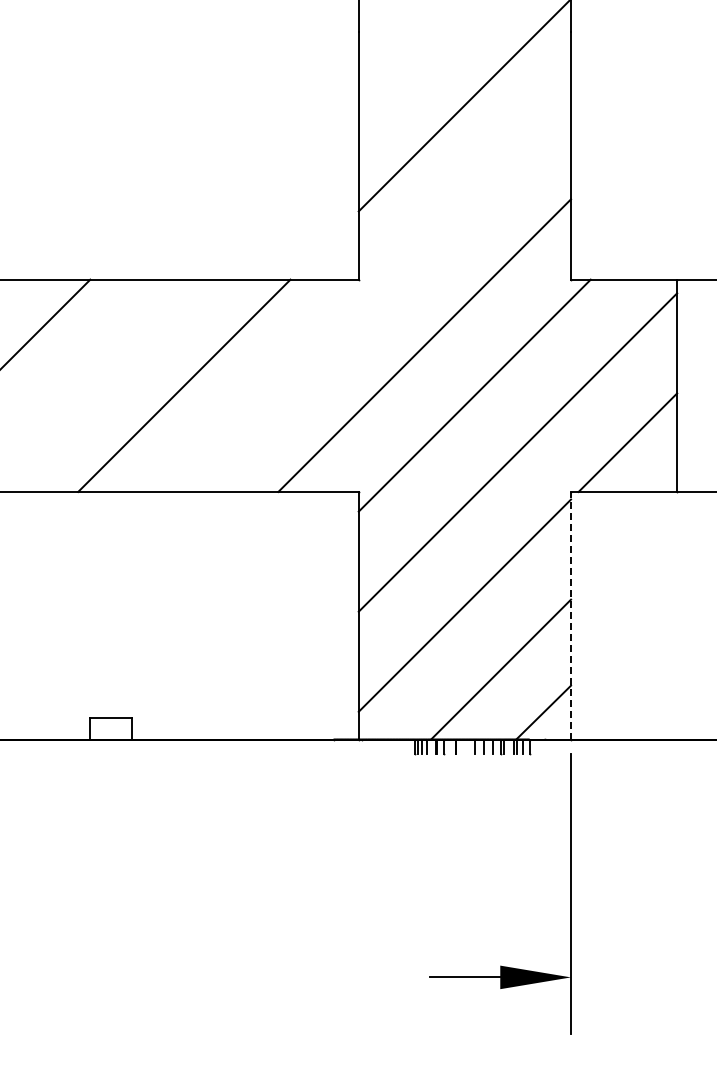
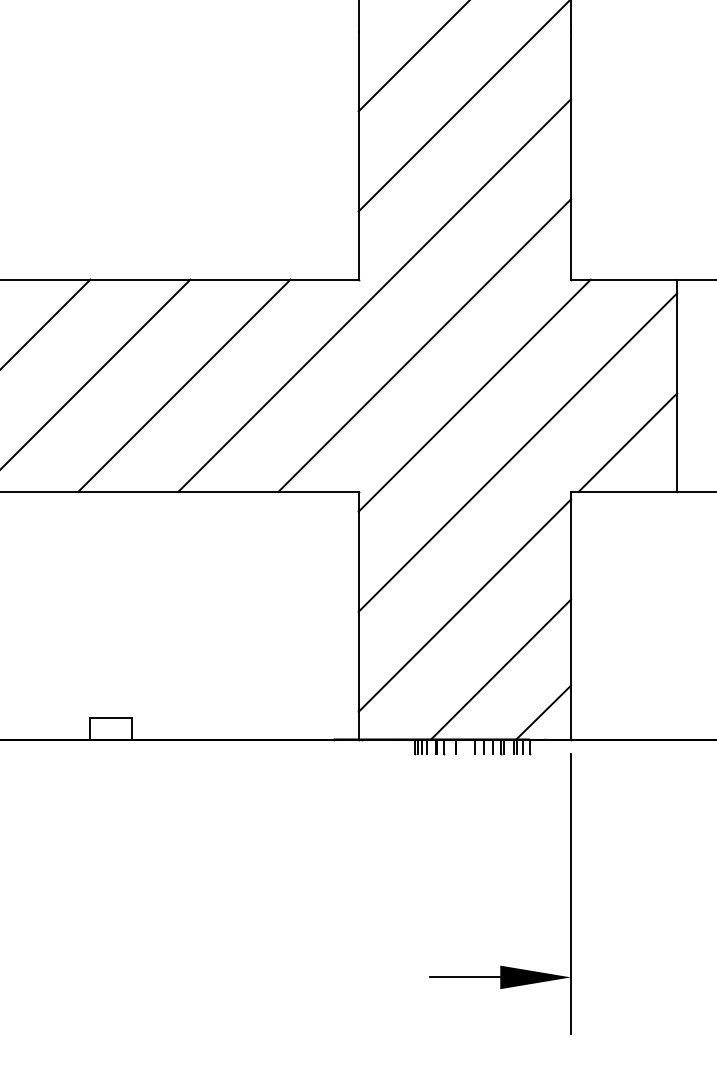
line: none -> present (412, 56)
line: none -> present (374, 295)
line: none -> present (96, 373)
line: dashed -> solid (571, 615)
